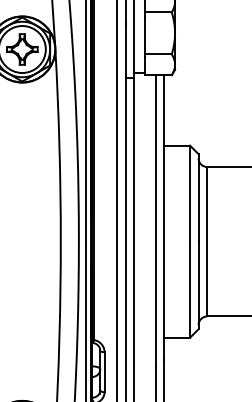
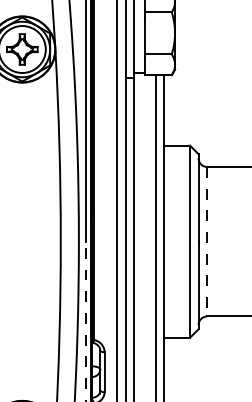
line: solid -> dashed (207, 241)
line: solid -> dashed (85, 321)
